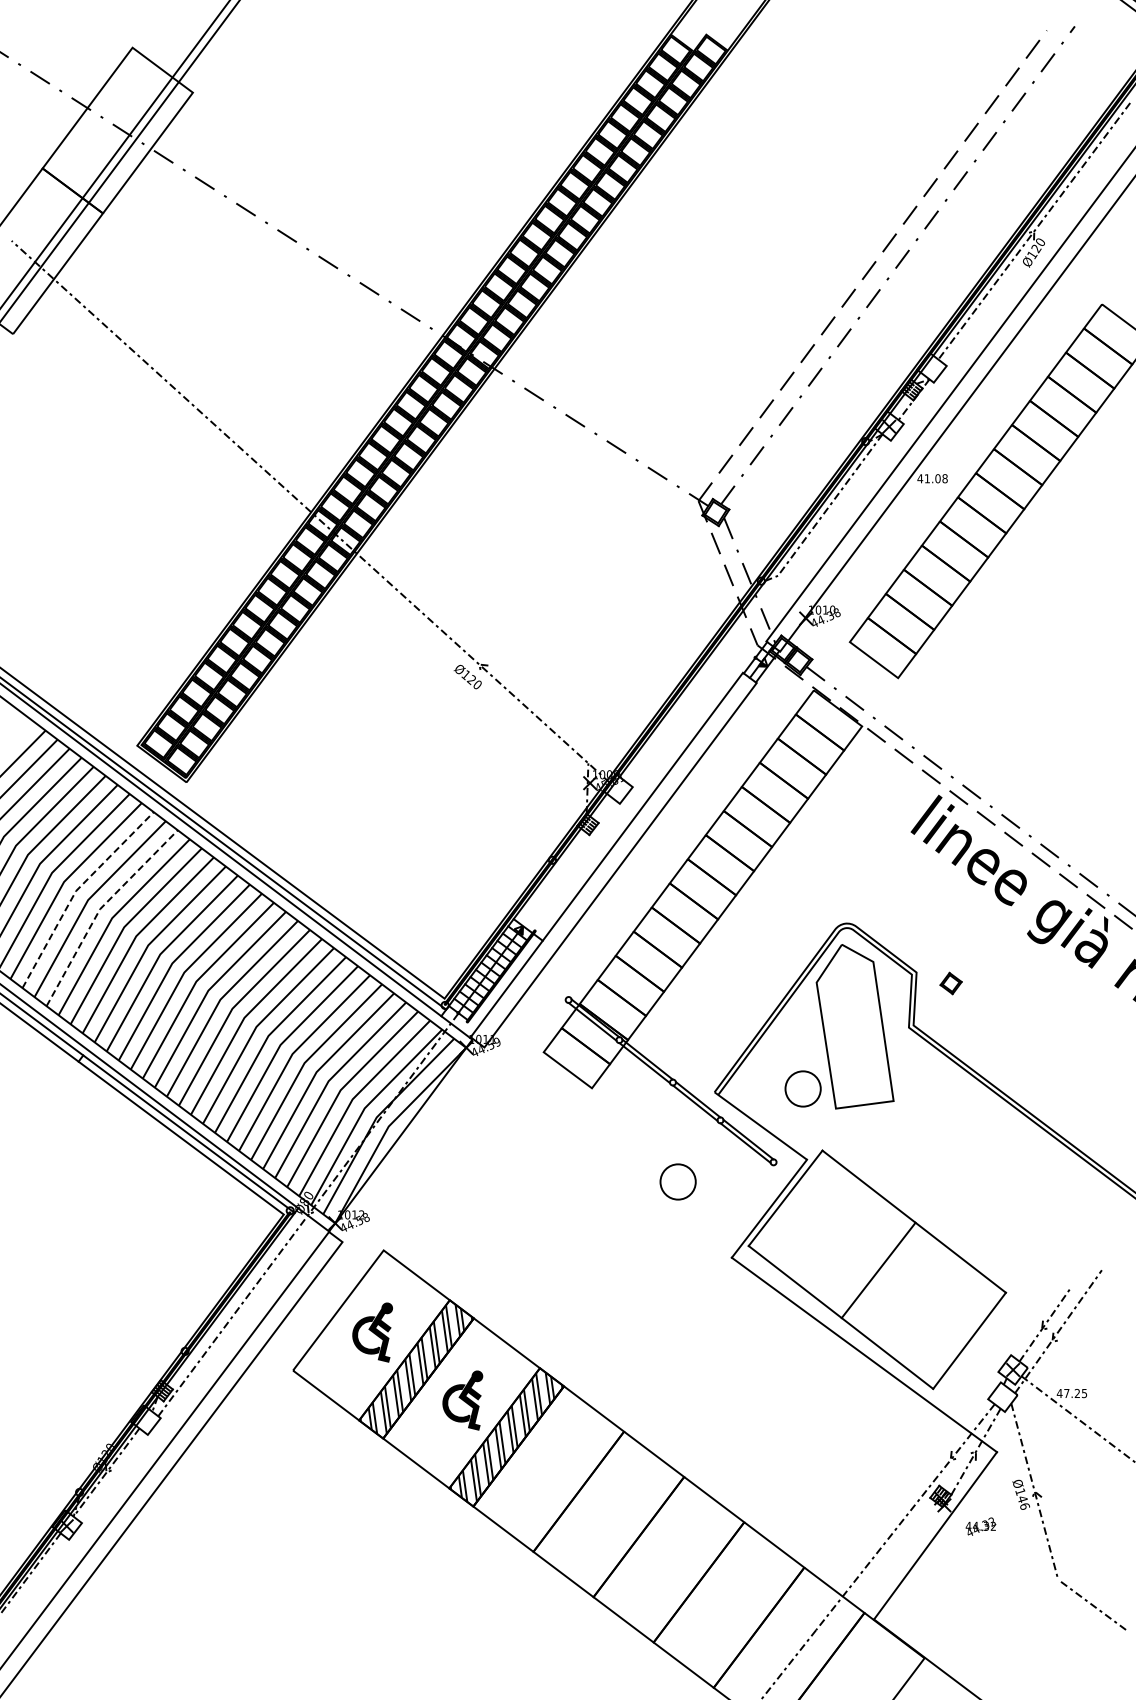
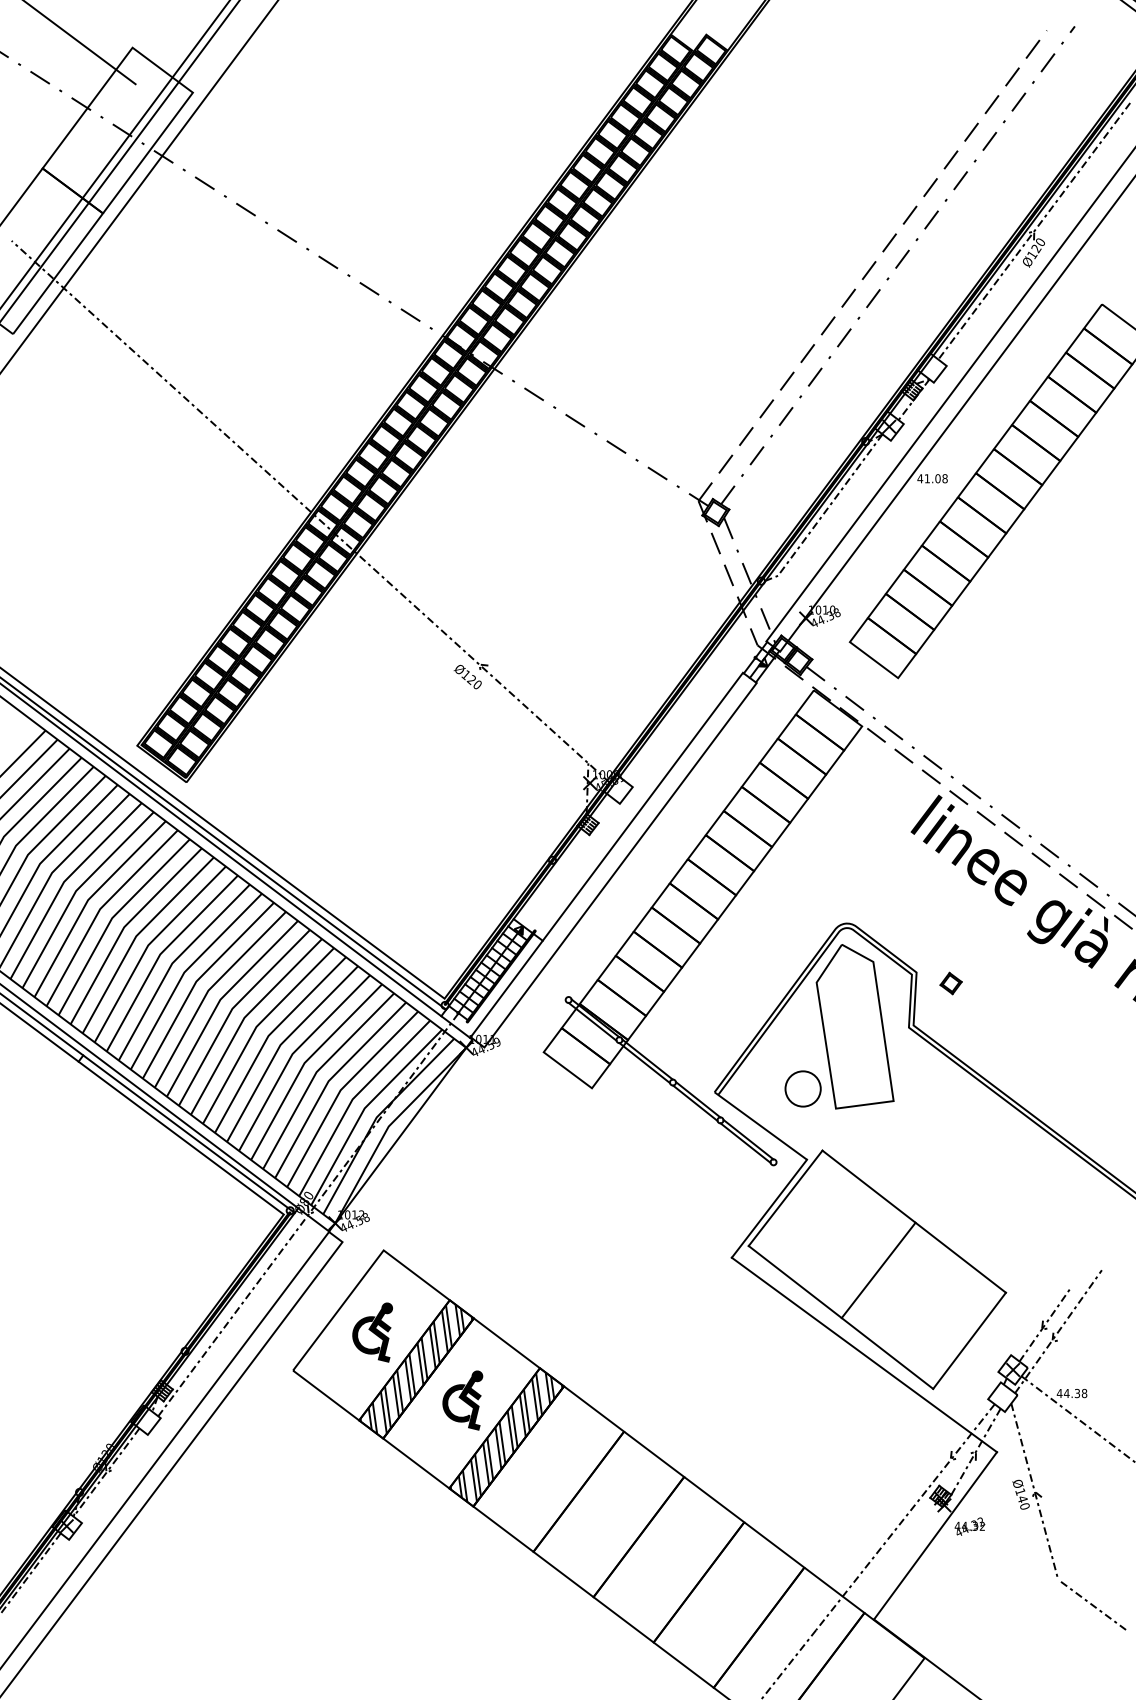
line: none -> present (80, 43)
line: none -> present (139, 186)
line: dashed -> solid (76, 891)
line: dashed -> solid (100, 909)
circle: present -> none (677, 1181)
text: 47.25 -> 44.38 (1075, 1393)
text: Ø146 -> Ø140 (1025, 1506)
text position: (980, 1526) -> (969, 1526) (969, 1526)
